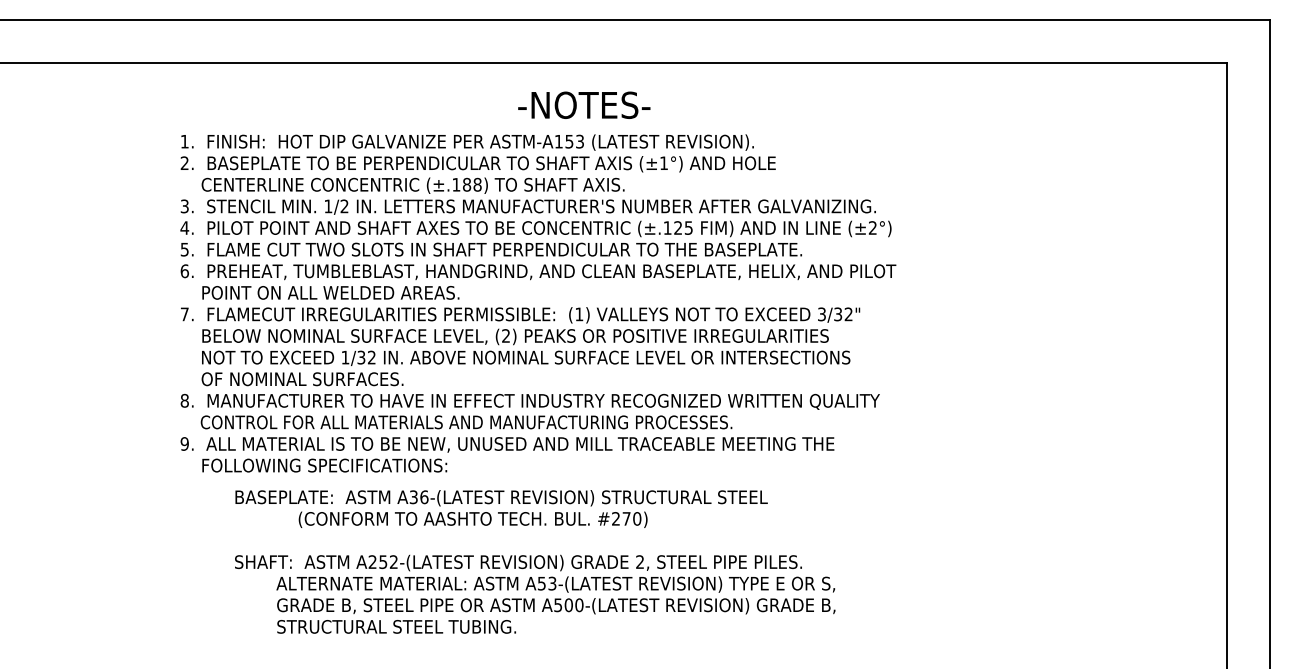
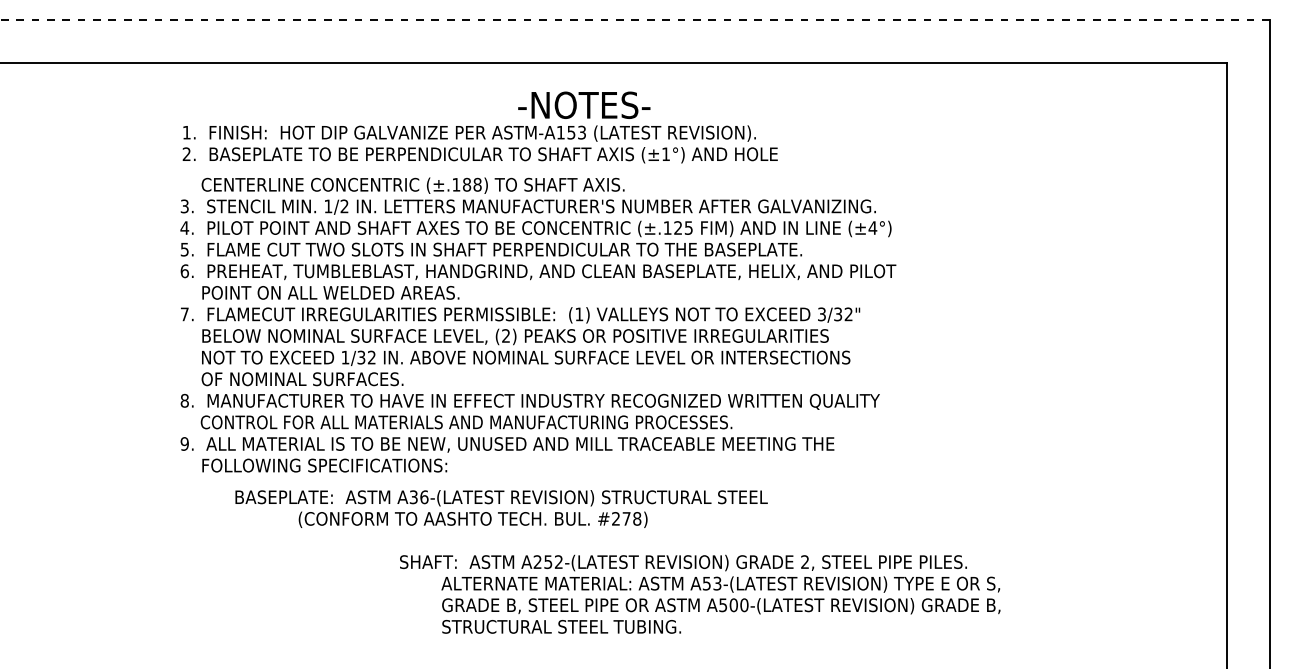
line: solid -> dashed (635, 19)
text position: (477, 153) -> (479, 144) (479, 144)
text: (±2°) -> (±4°) (872, 227)
text: #270) -> #278) (637, 518)
text position: (535, 593) -> (700, 593) (700, 593)
